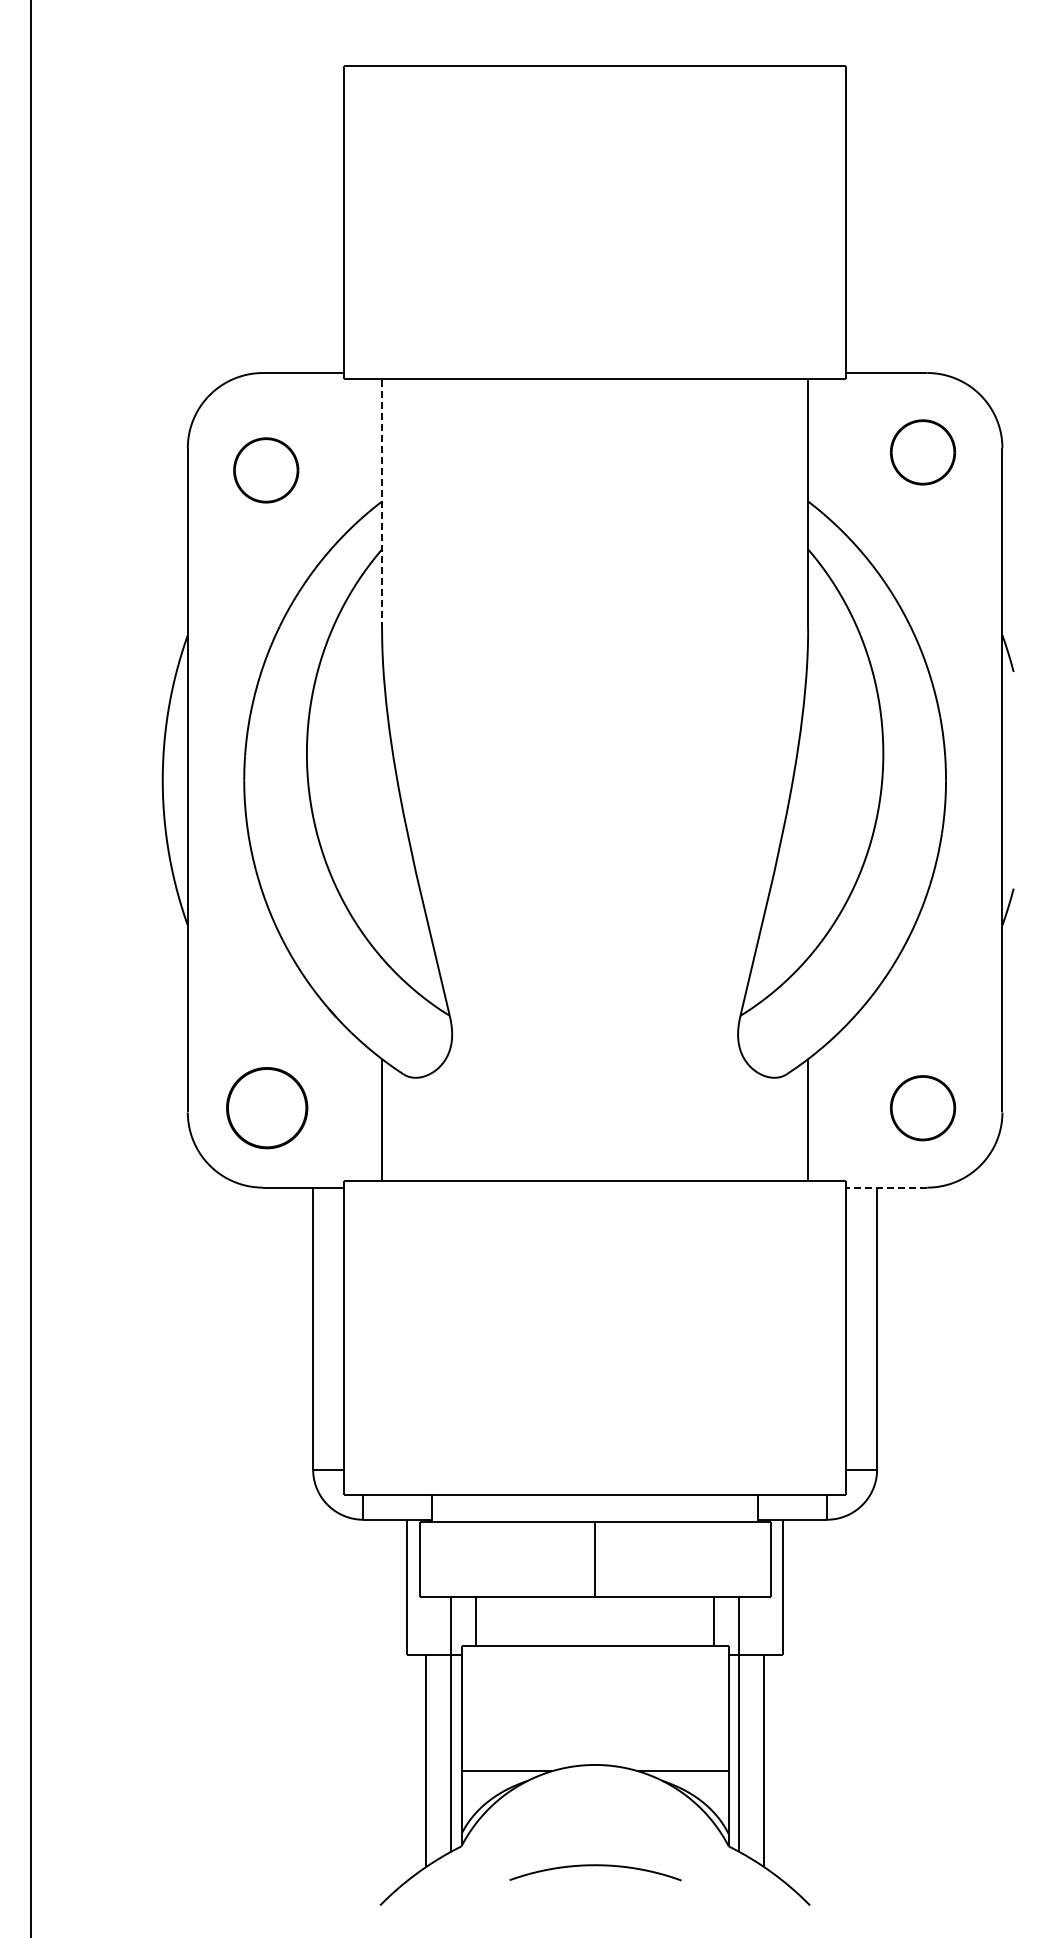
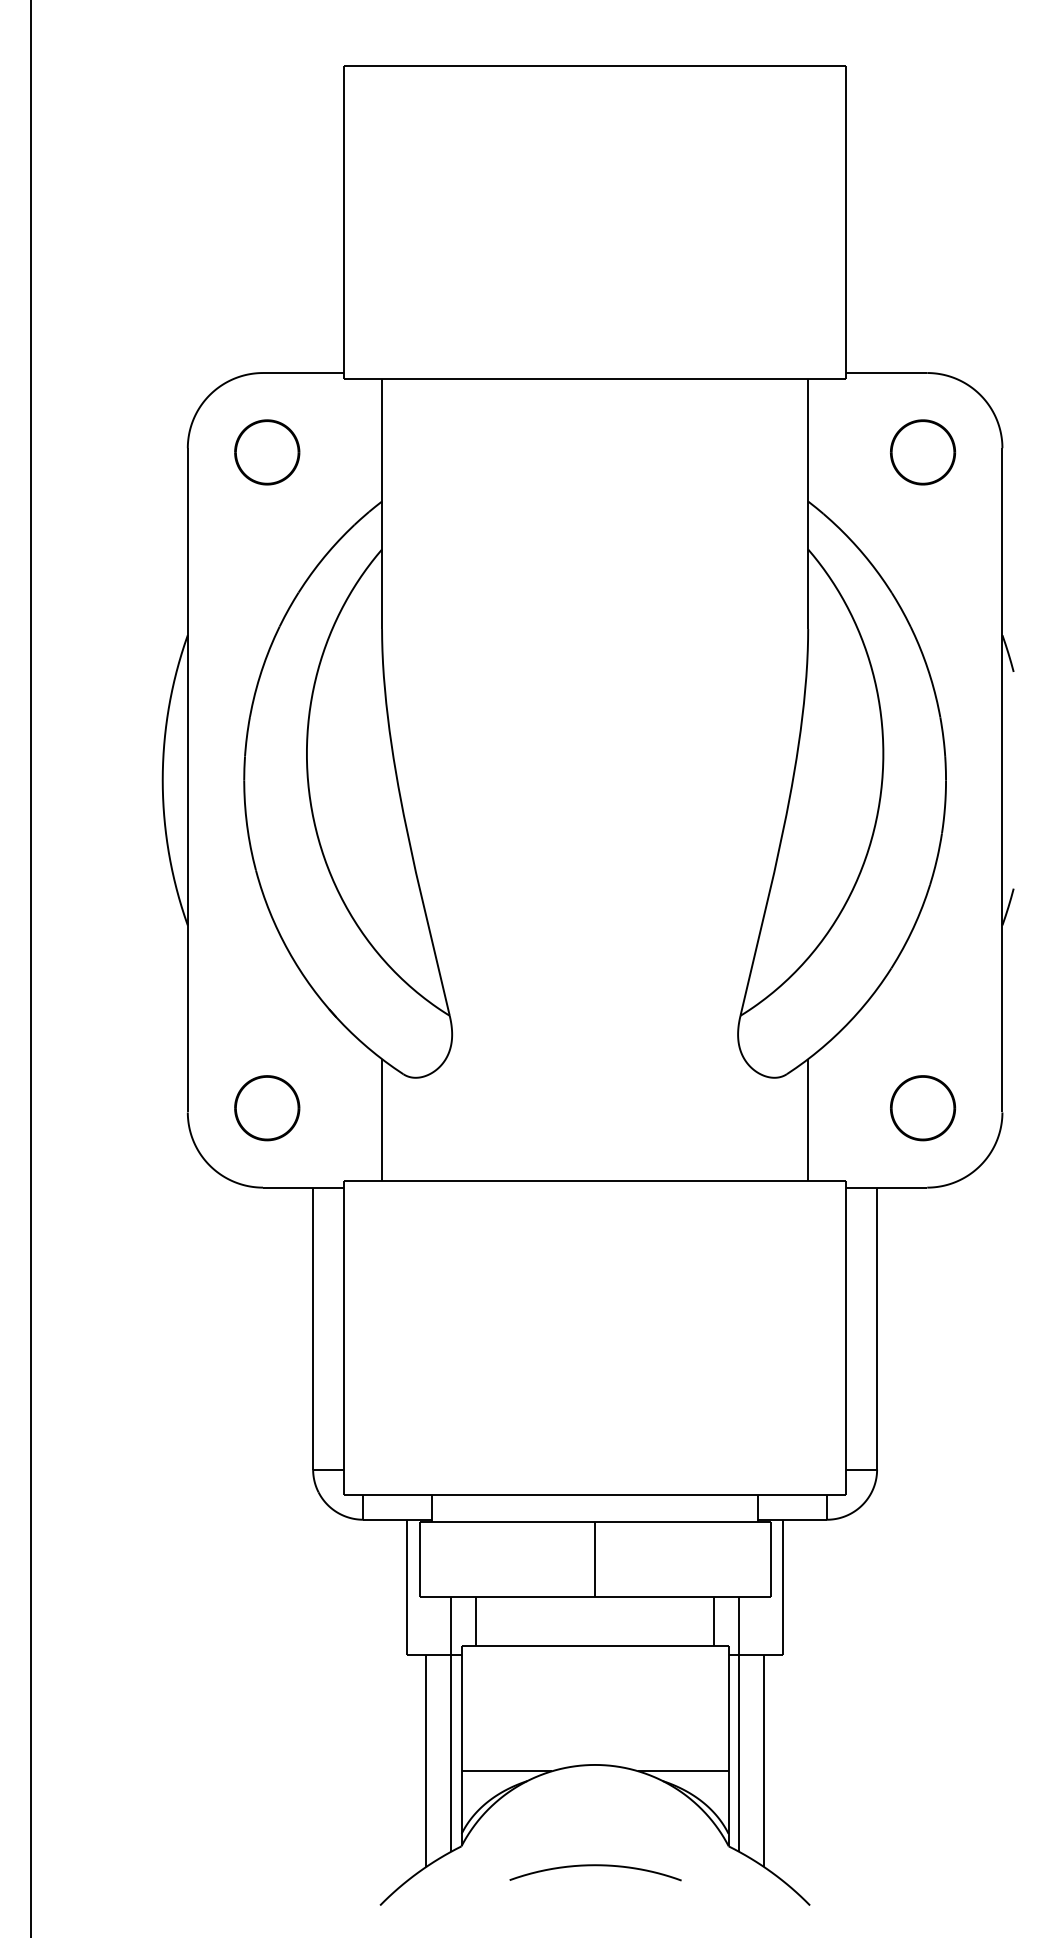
part position: (266, 470) -> (267, 452) (267, 452)
line: dashed -> solid (382, 504)
part size: 83x83 px -> 67x67 px (267, 1108)
line: dashed -> solid (886, 1187)
